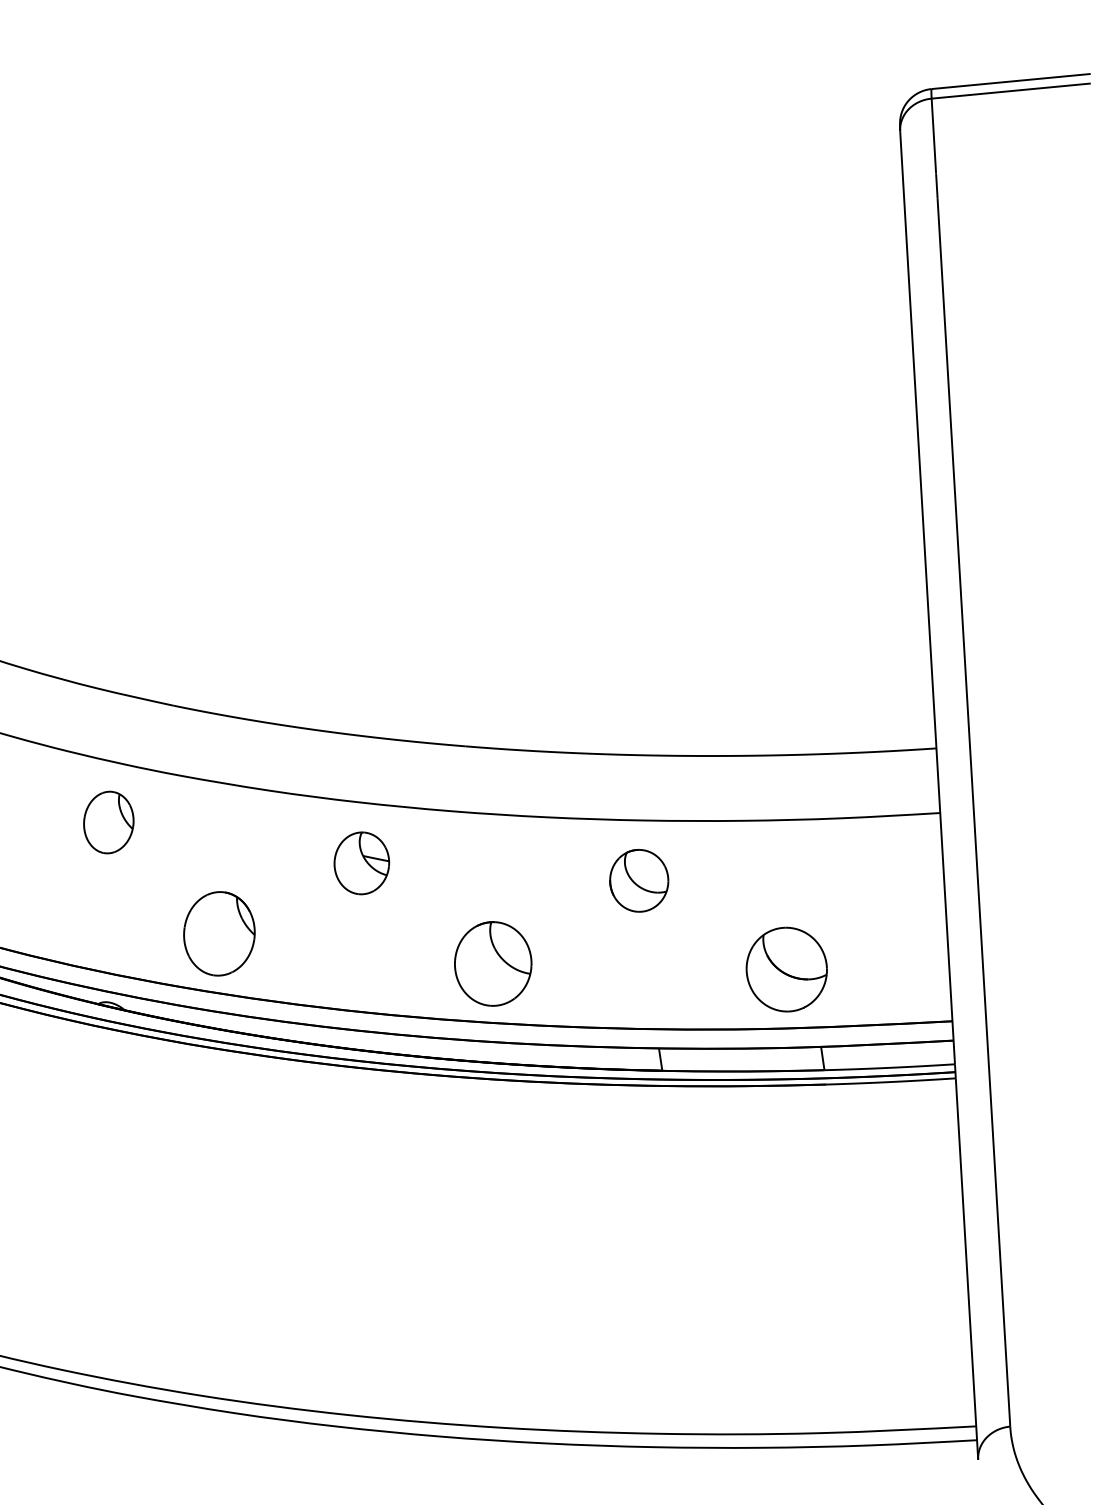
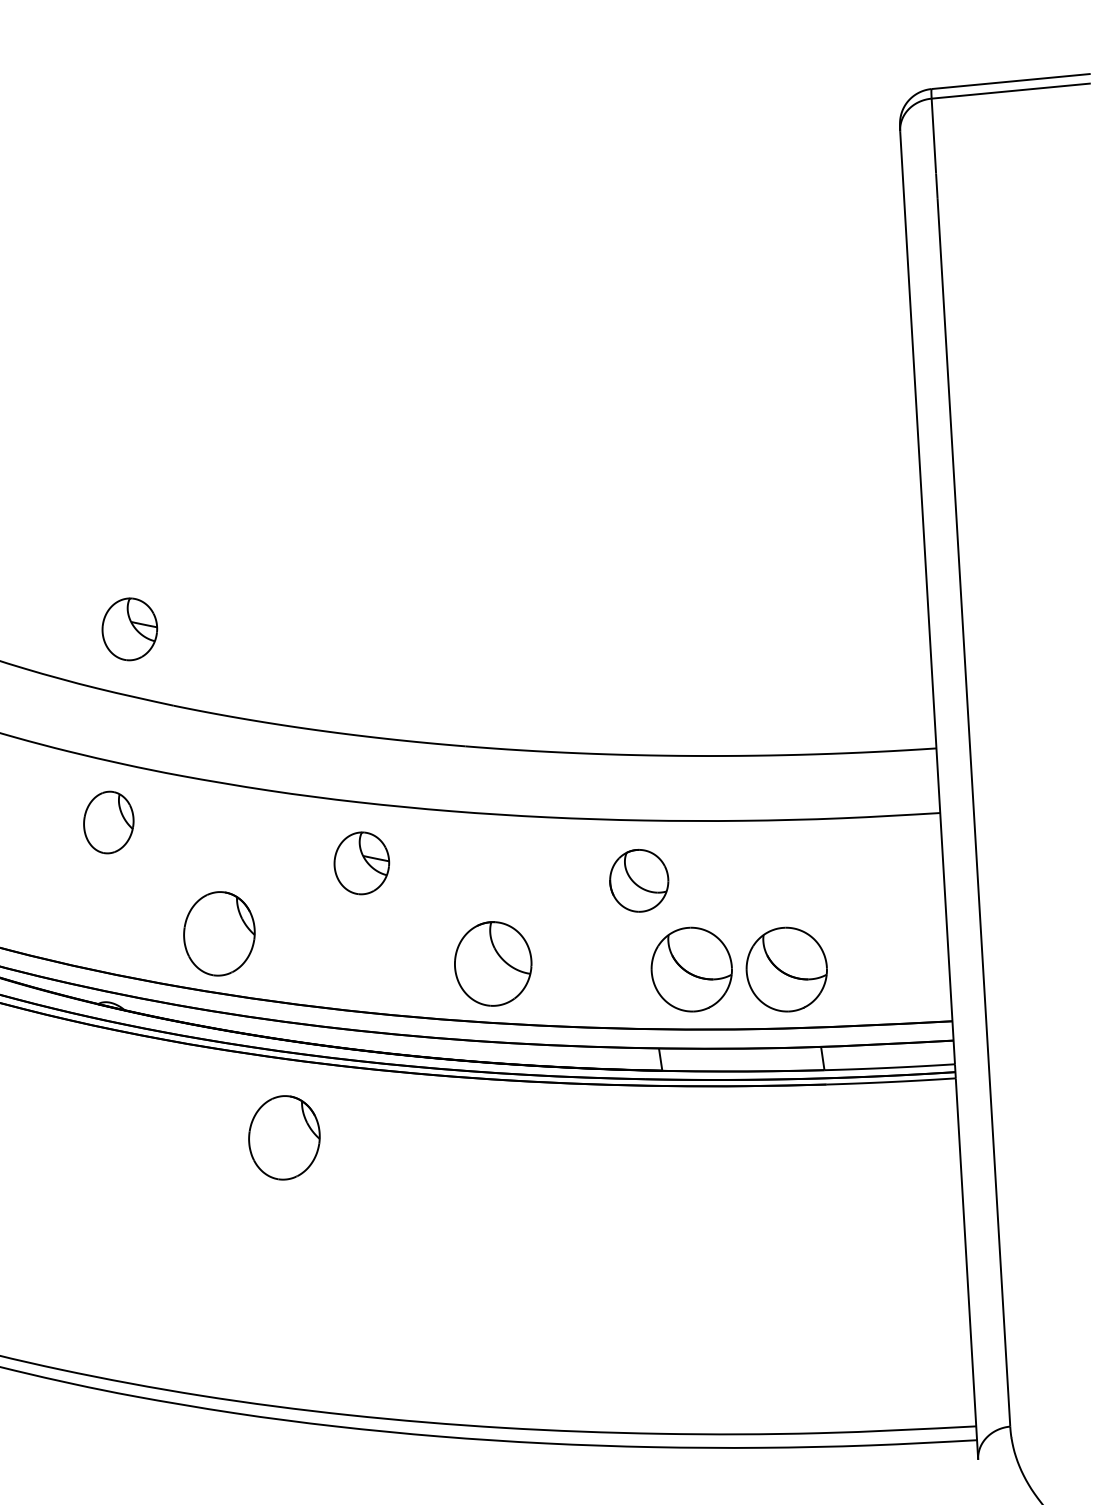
part: none -> present (129, 629)
part: none -> present (691, 969)
part: none -> present (284, 1137)
